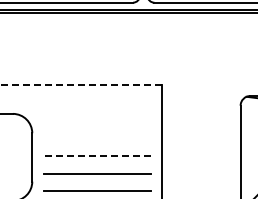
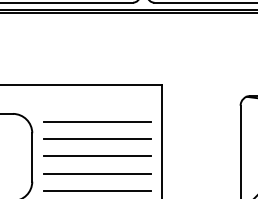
line: dashed -> solid (80, 84)
line: none -> present (97, 121)
line: none -> present (97, 139)
line: dashed -> solid (97, 156)
